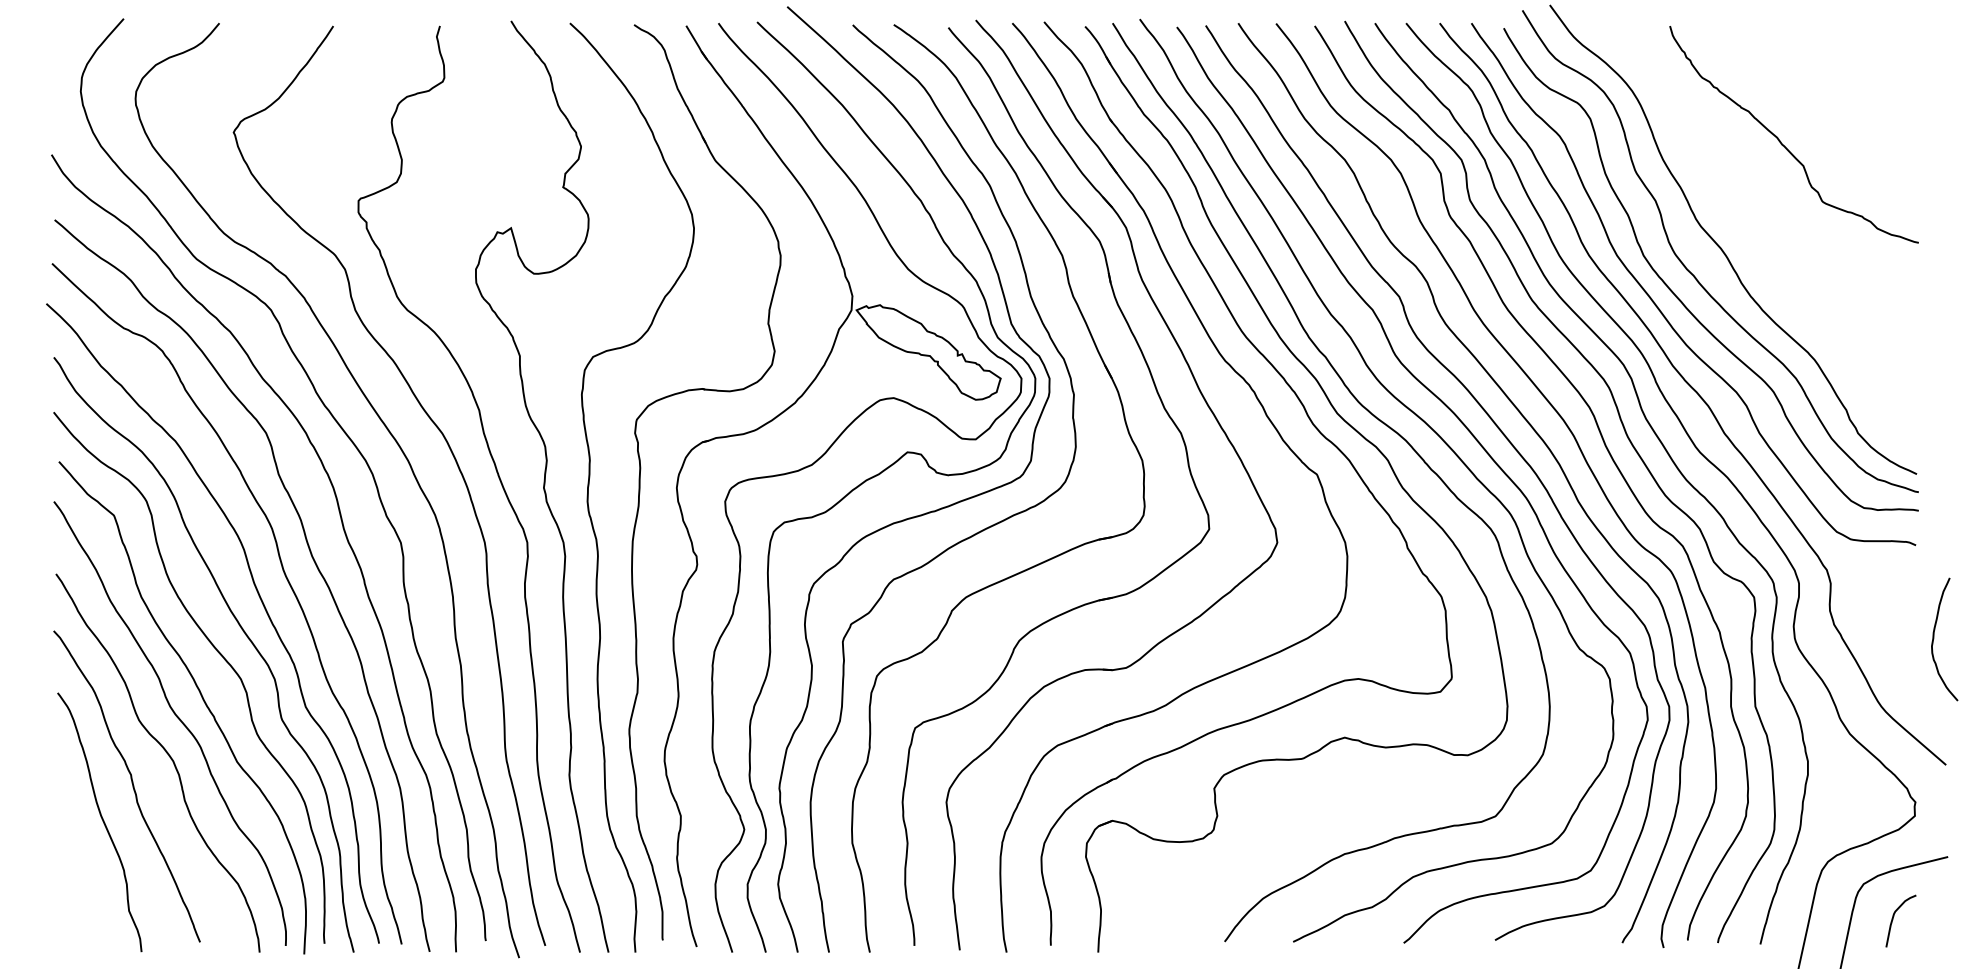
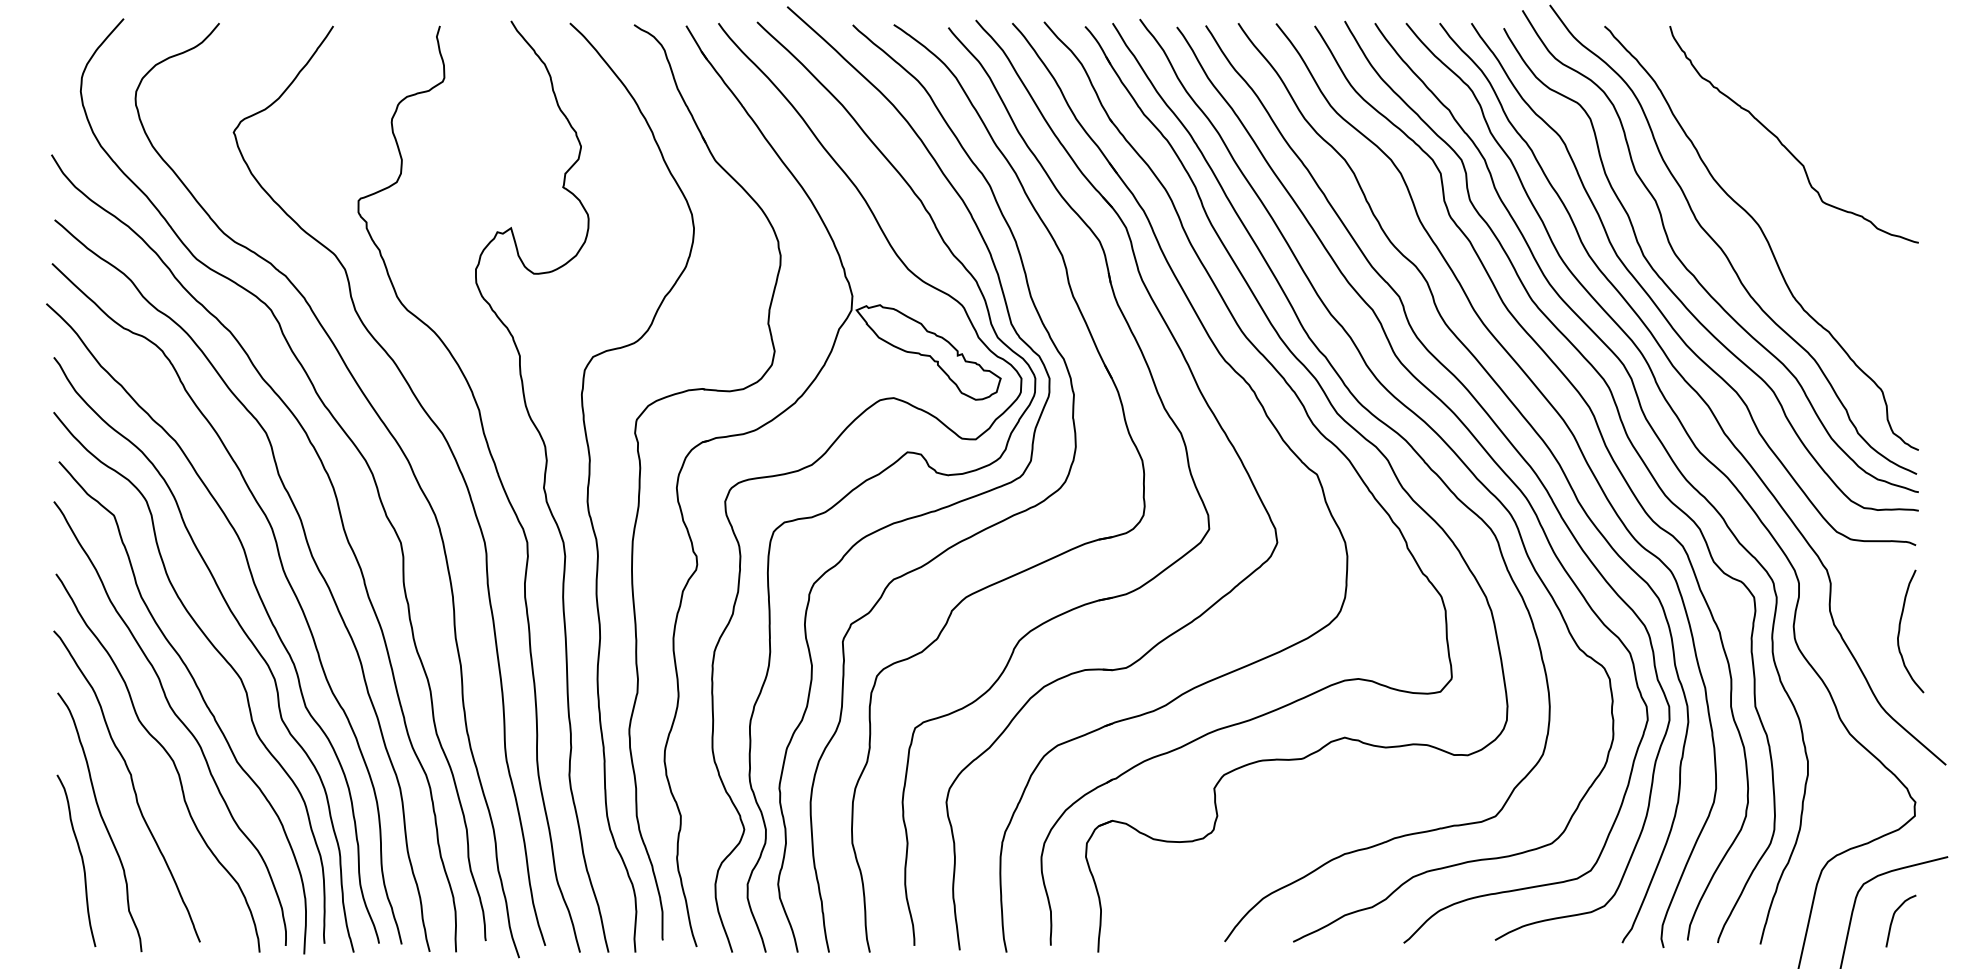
curve: none -> present (1763, 236)
curve position: (1934, 638) -> (1900, 630) (1900, 630)
curve: none -> present (81, 860)
